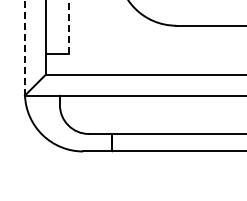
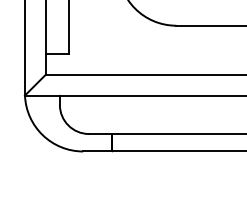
line: dashed -> solid (69, 26)
line: dashed -> solid (24, 48)
